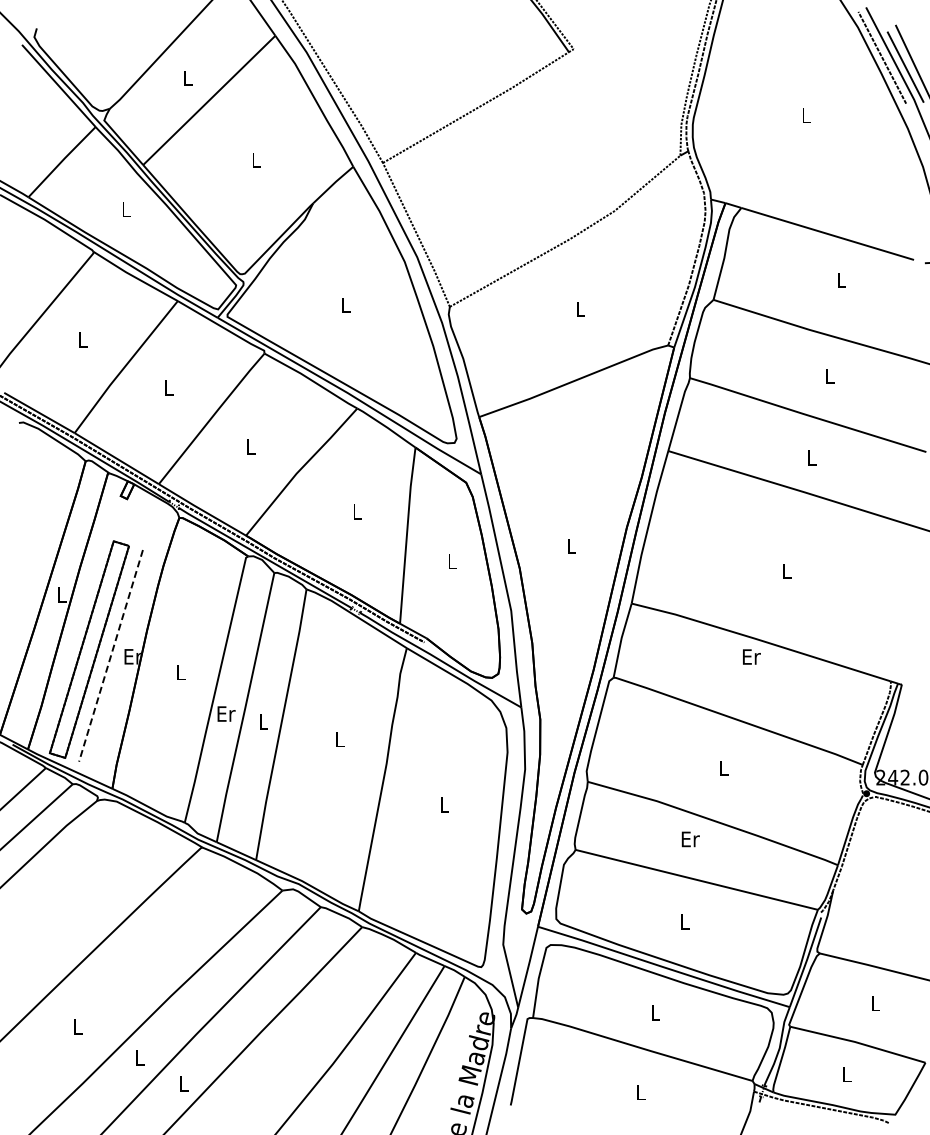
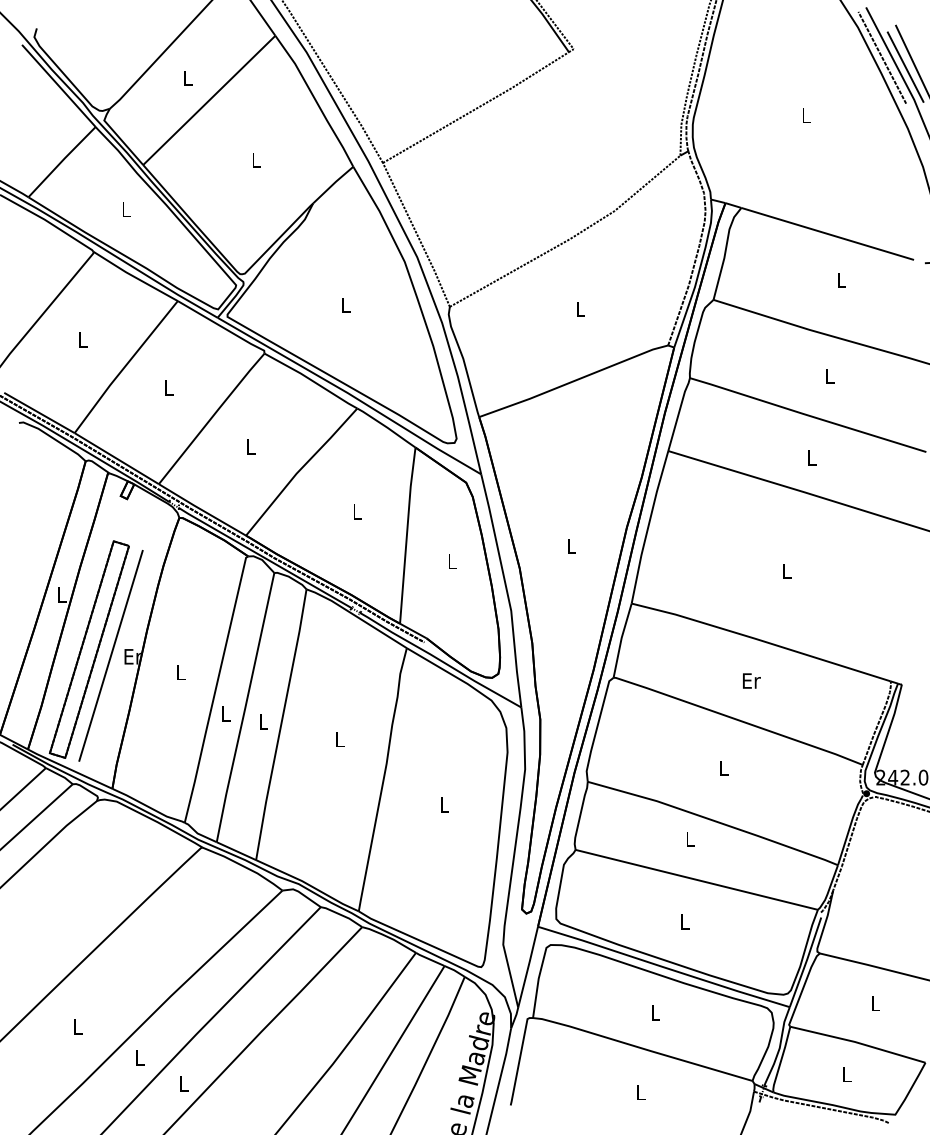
line: dashed -> solid (111, 655)
text position: (751, 656) -> (751, 680) (751, 680)
text: Er -> L (226, 713)
text: Er -> L (690, 839)
